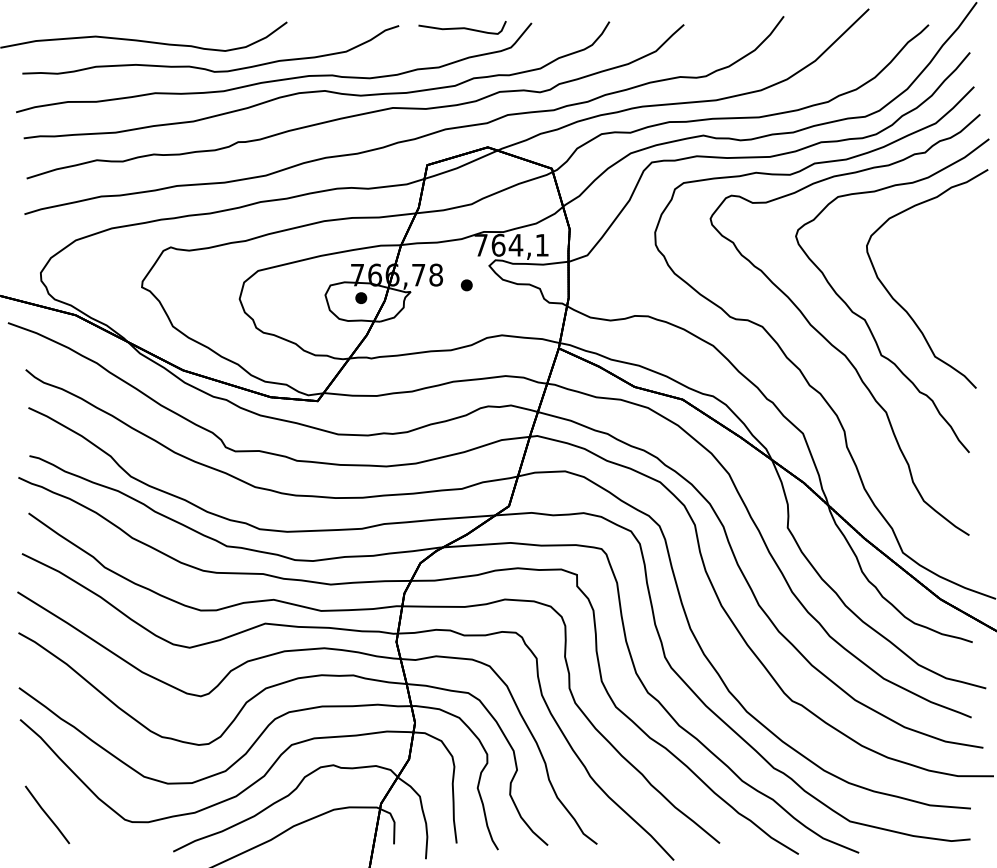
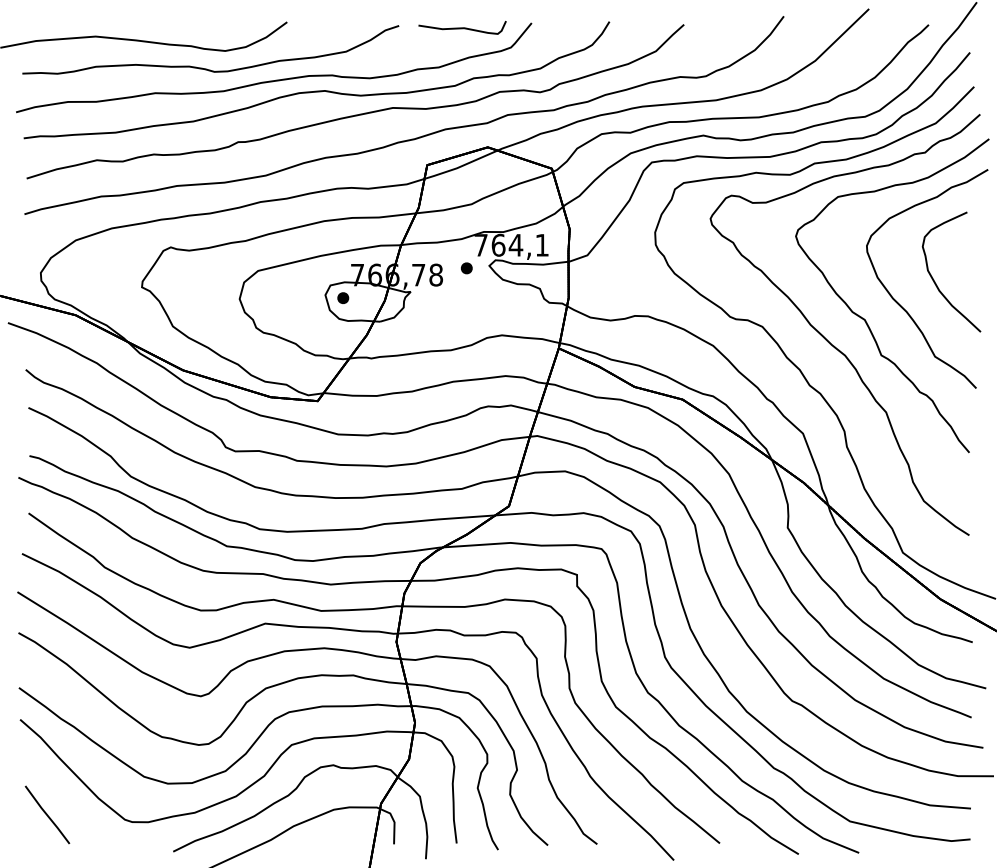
part: none -> present (934, 279)
part position: (466, 285) -> (466, 268) (466, 268)
part position: (361, 297) -> (343, 297) (343, 297)
